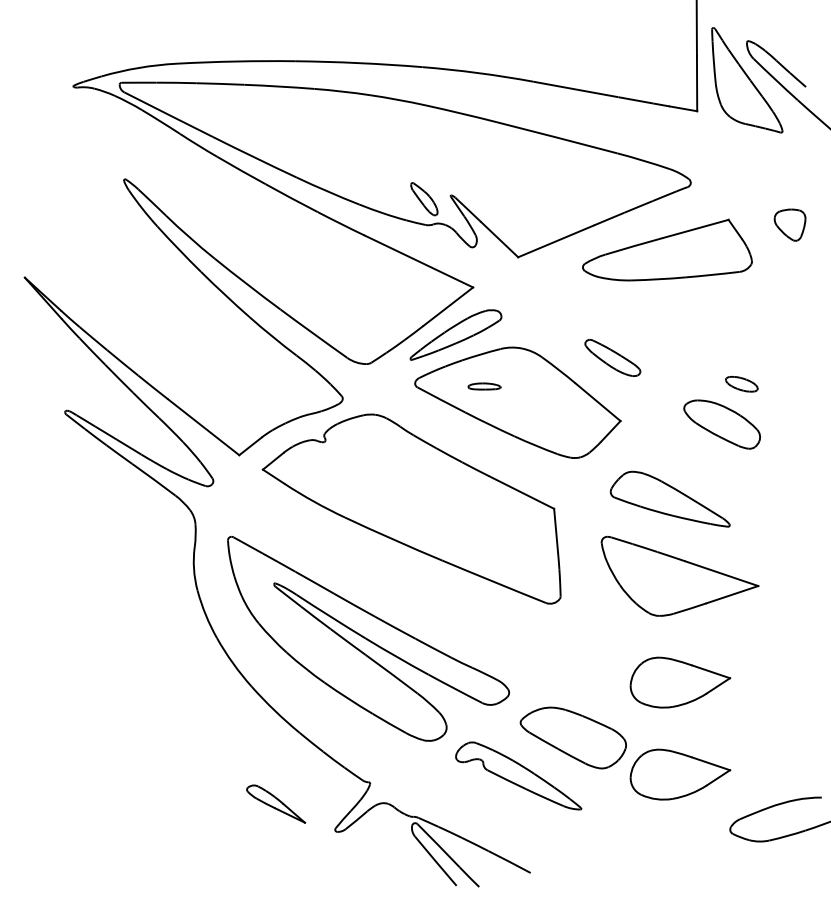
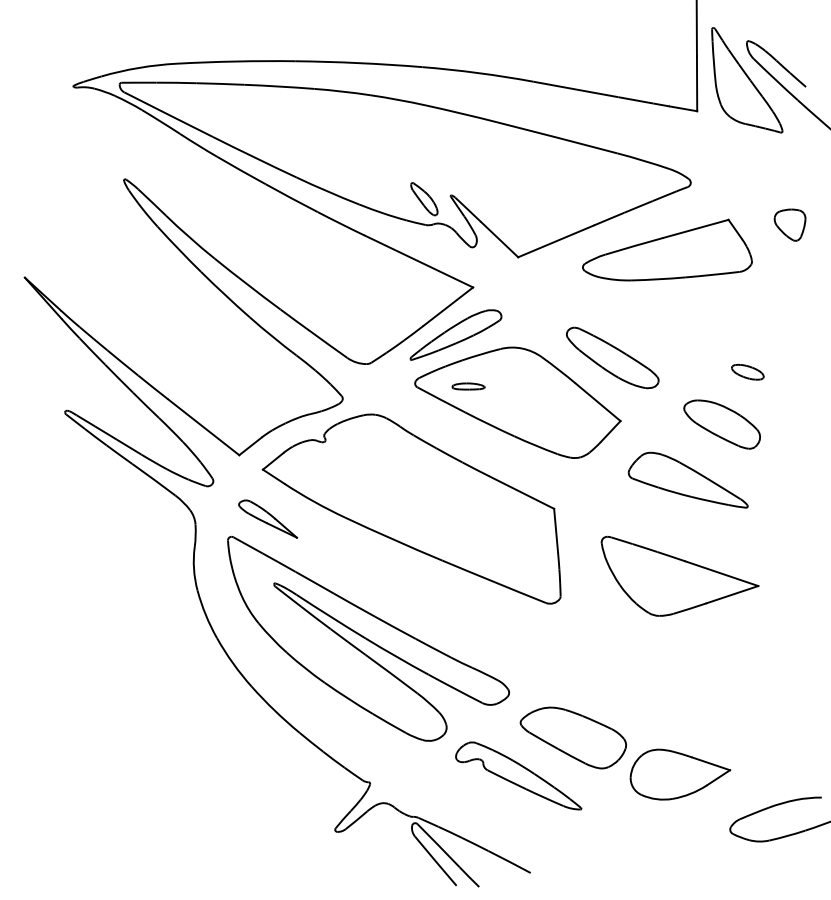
part size: 58x38 px -> 94x64 px (612, 357)
part position: (741, 384) -> (747, 372) (747, 372)
part position: (484, 386) -> (468, 386) (468, 386)
part position: (669, 498) -> (687, 479) (687, 479)
part: present -> none (680, 682)
part position: (276, 803) -> (268, 518) (268, 518)
